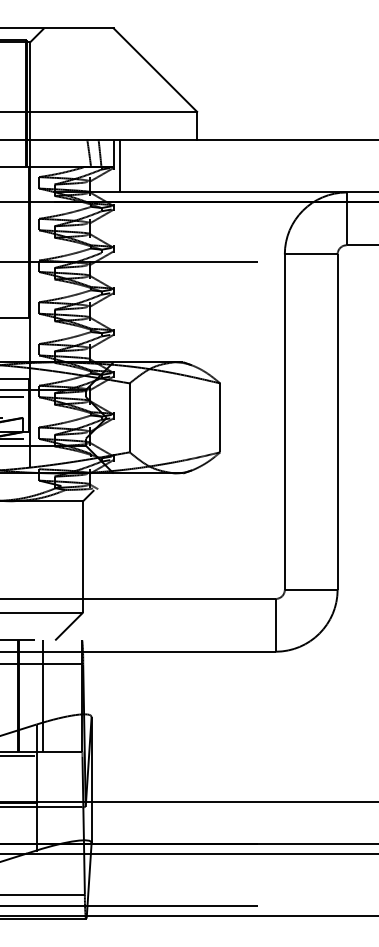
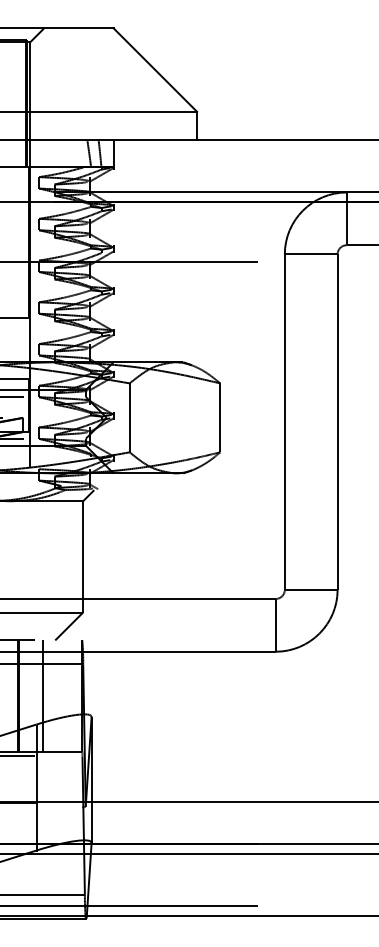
line: present -> none (120, 165)
line: present -> none (42, 807)
